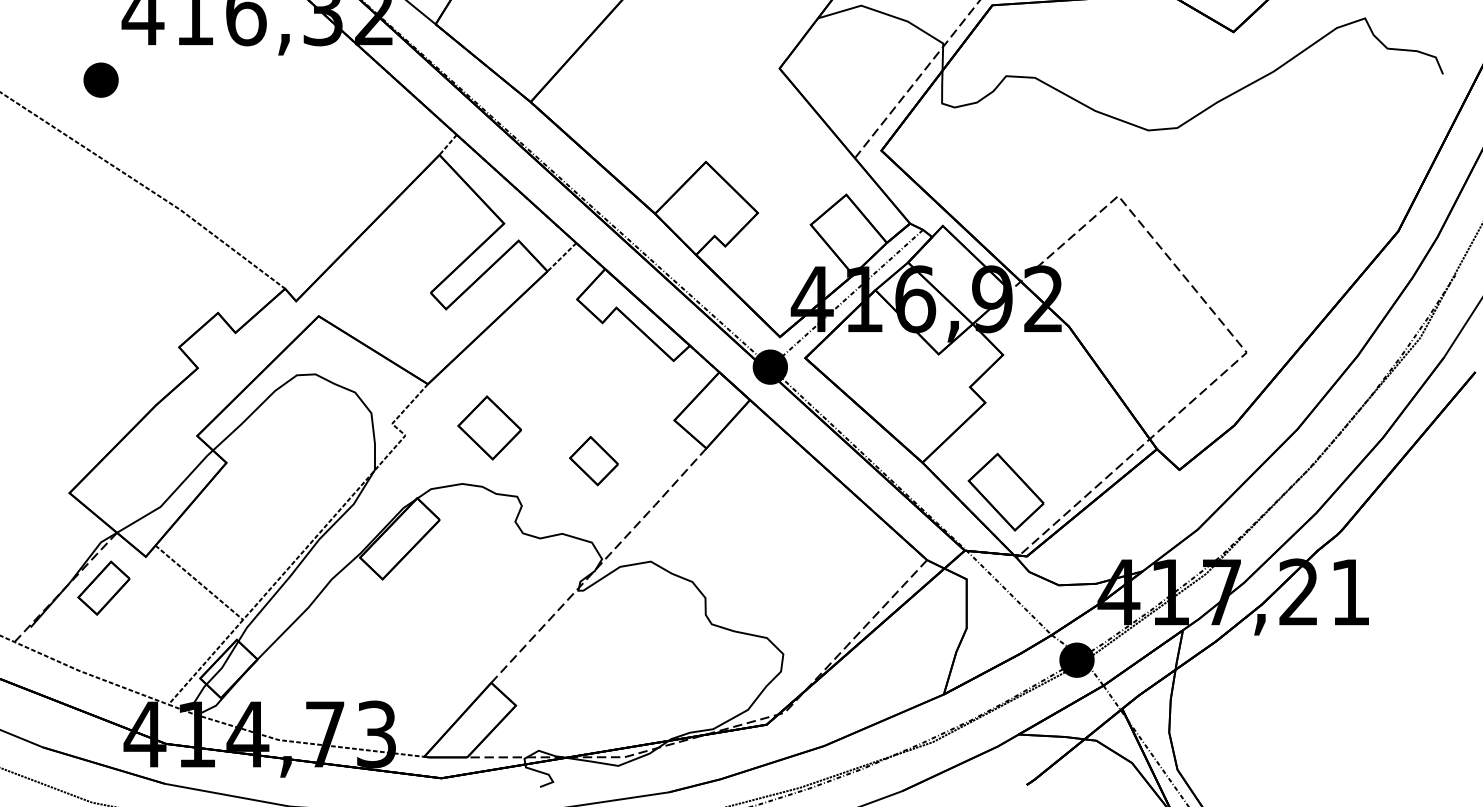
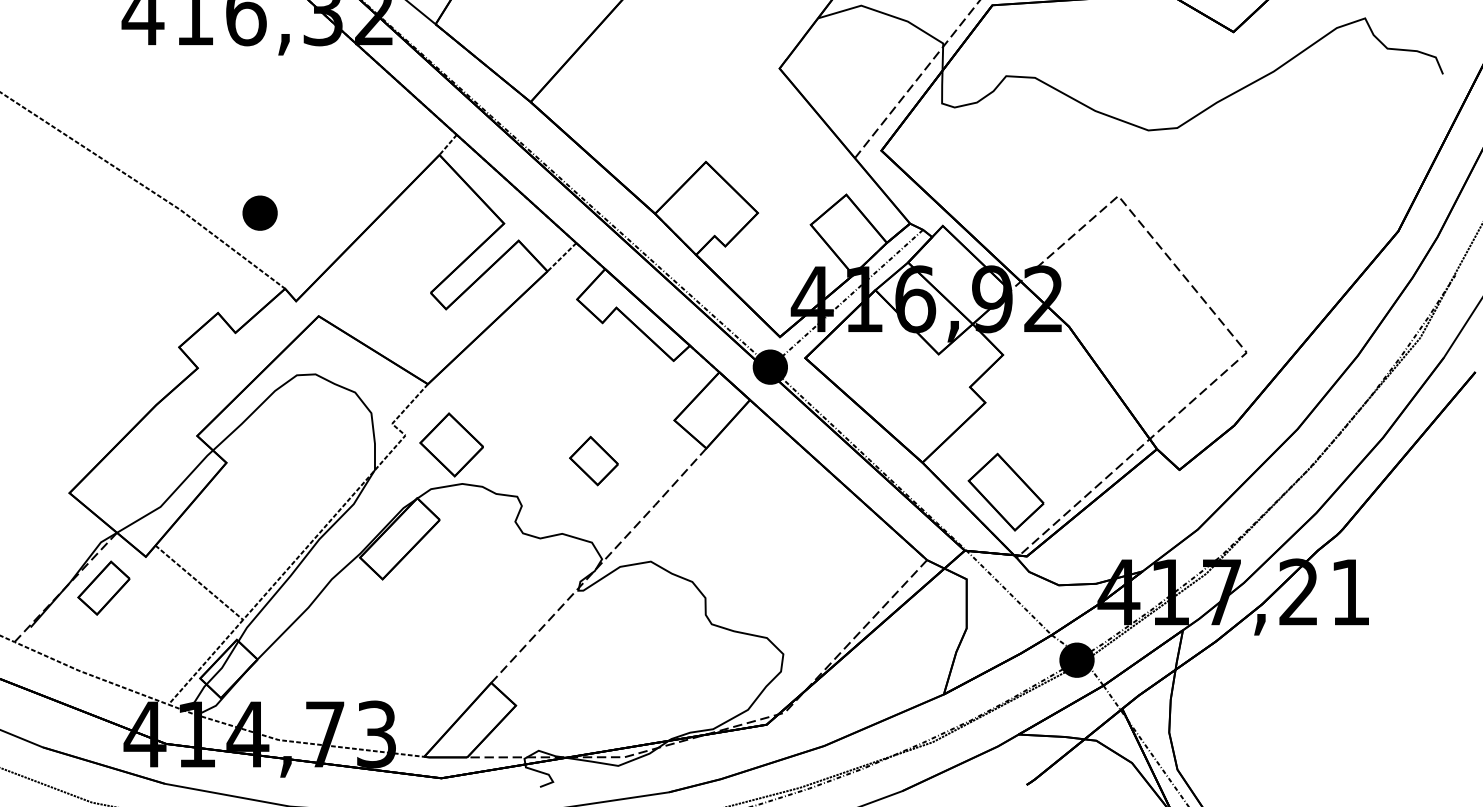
part position: (100, 79) -> (259, 212) (259, 212)
part position: (489, 427) -> (451, 444) (451, 444)
